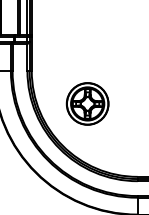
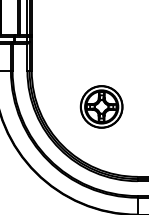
part position: (87, 103) -> (101, 106) (101, 106)
